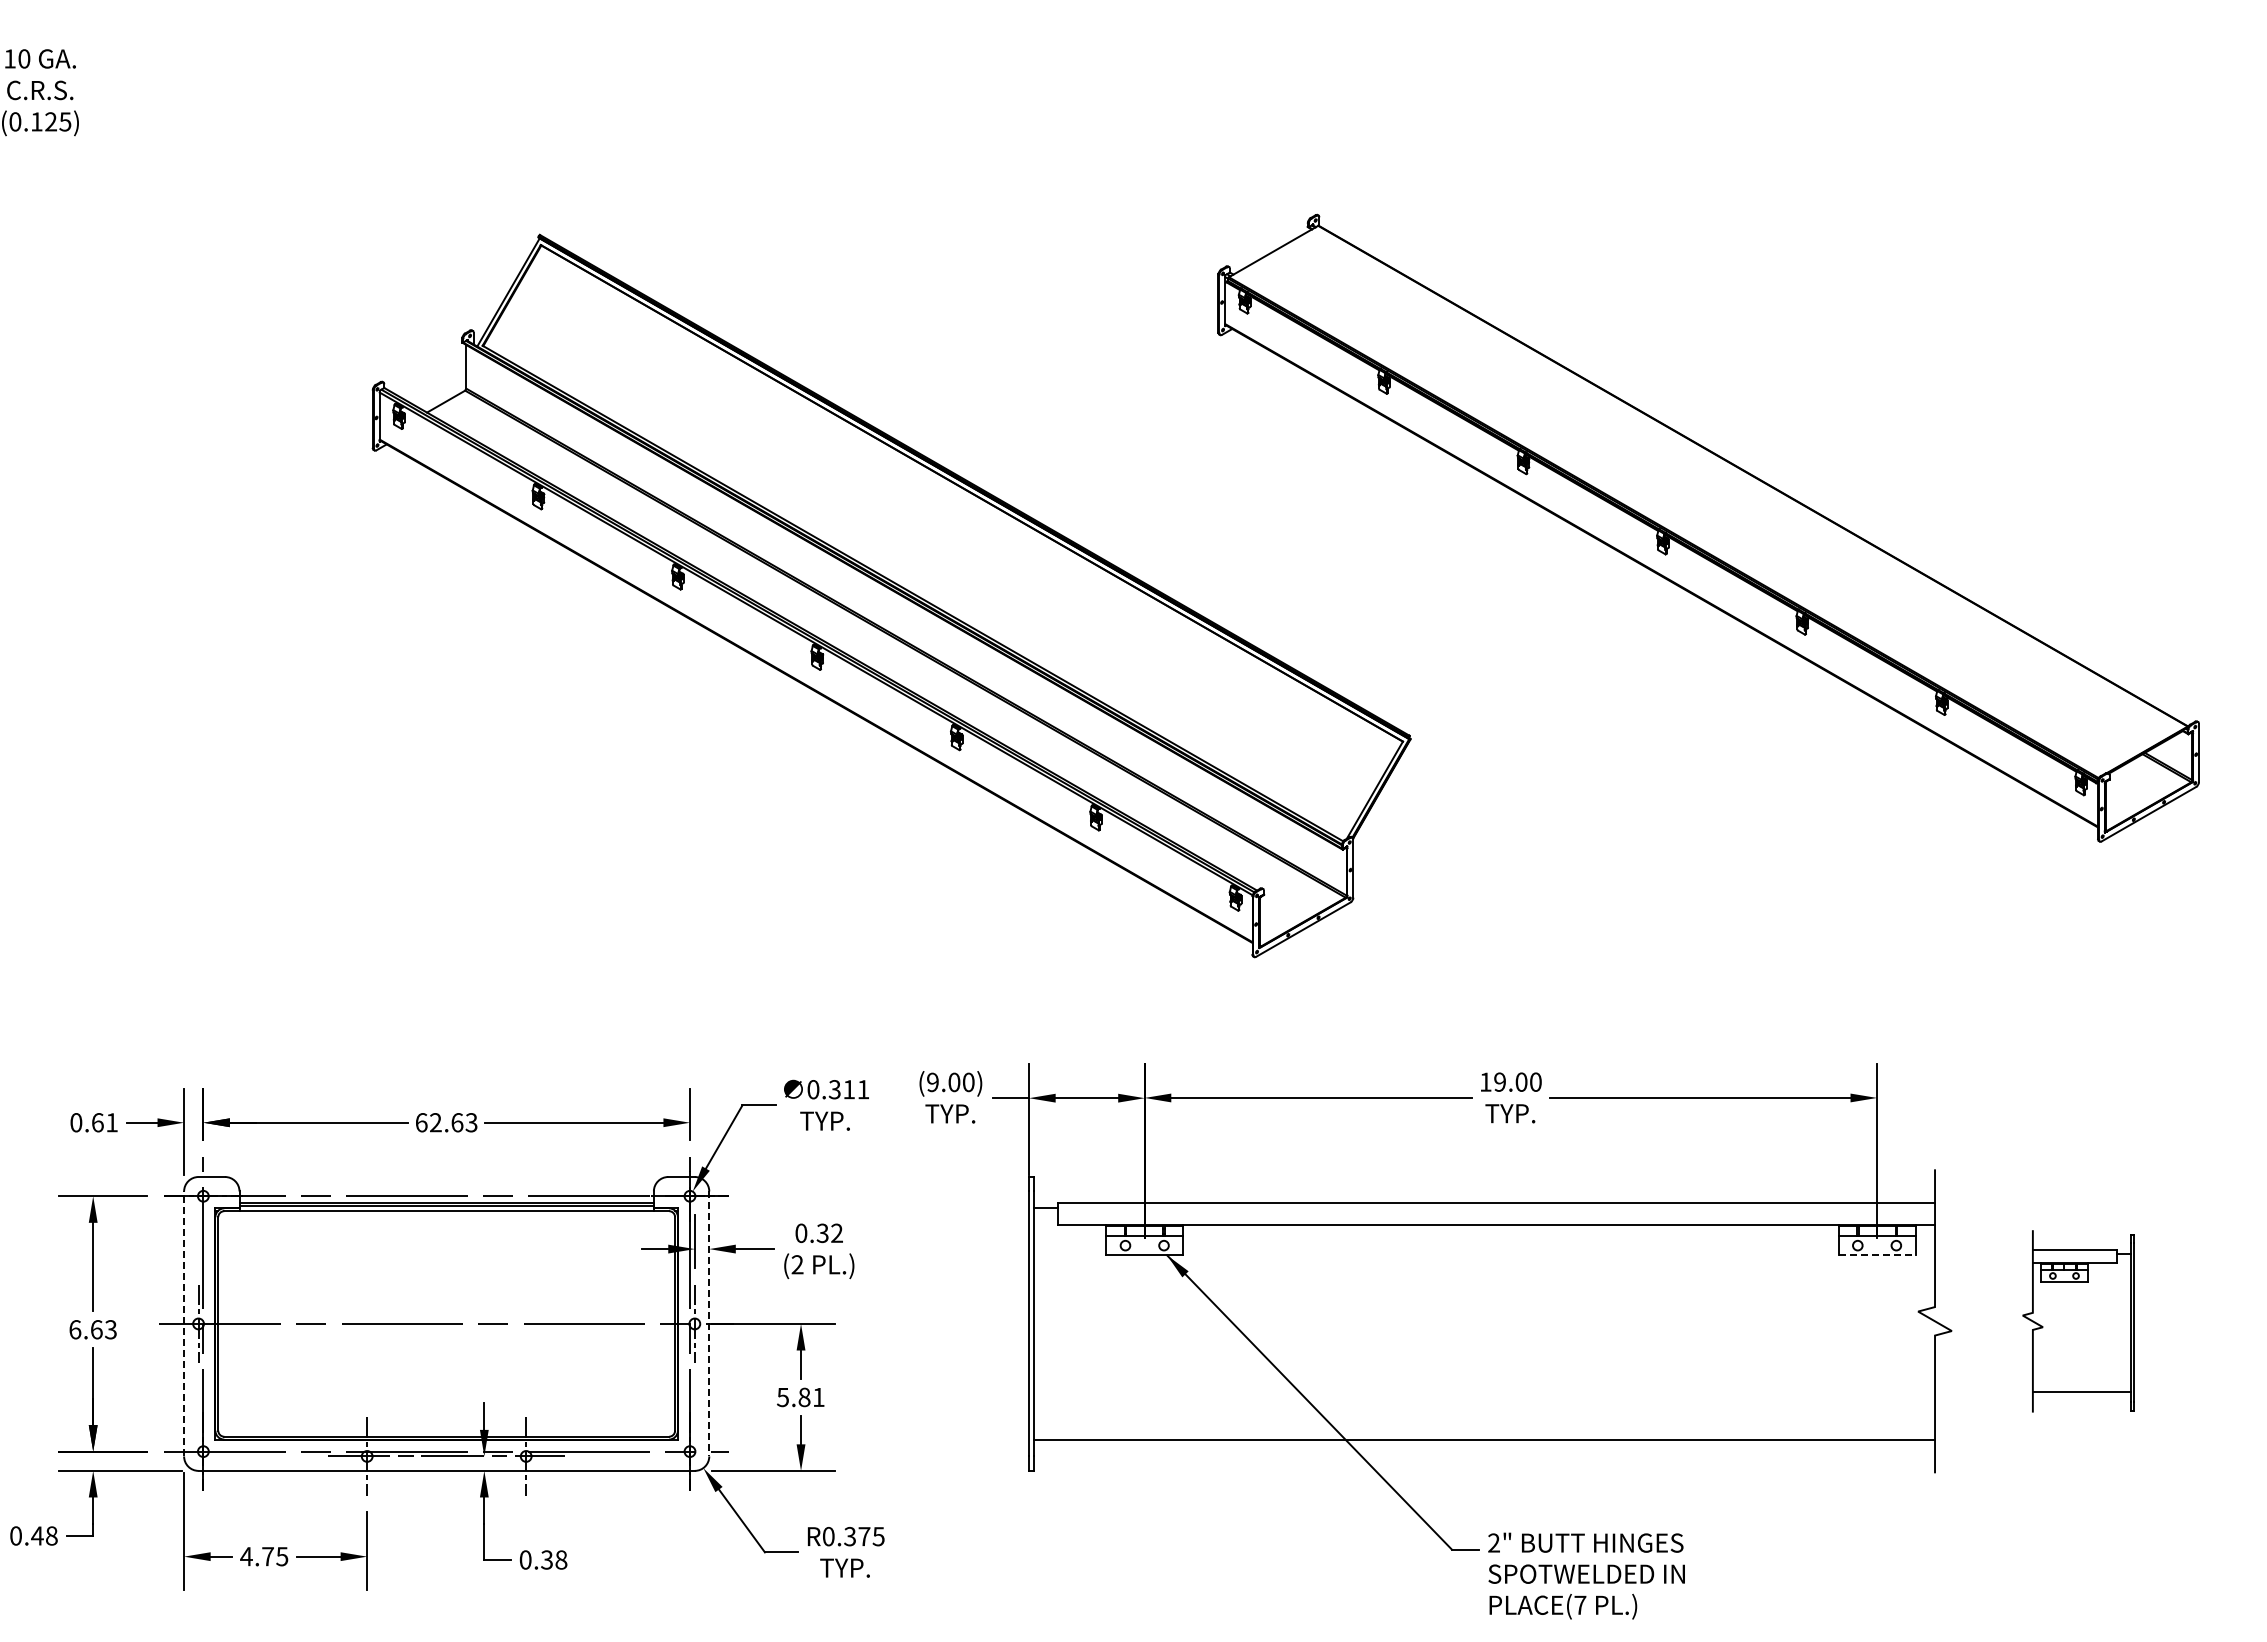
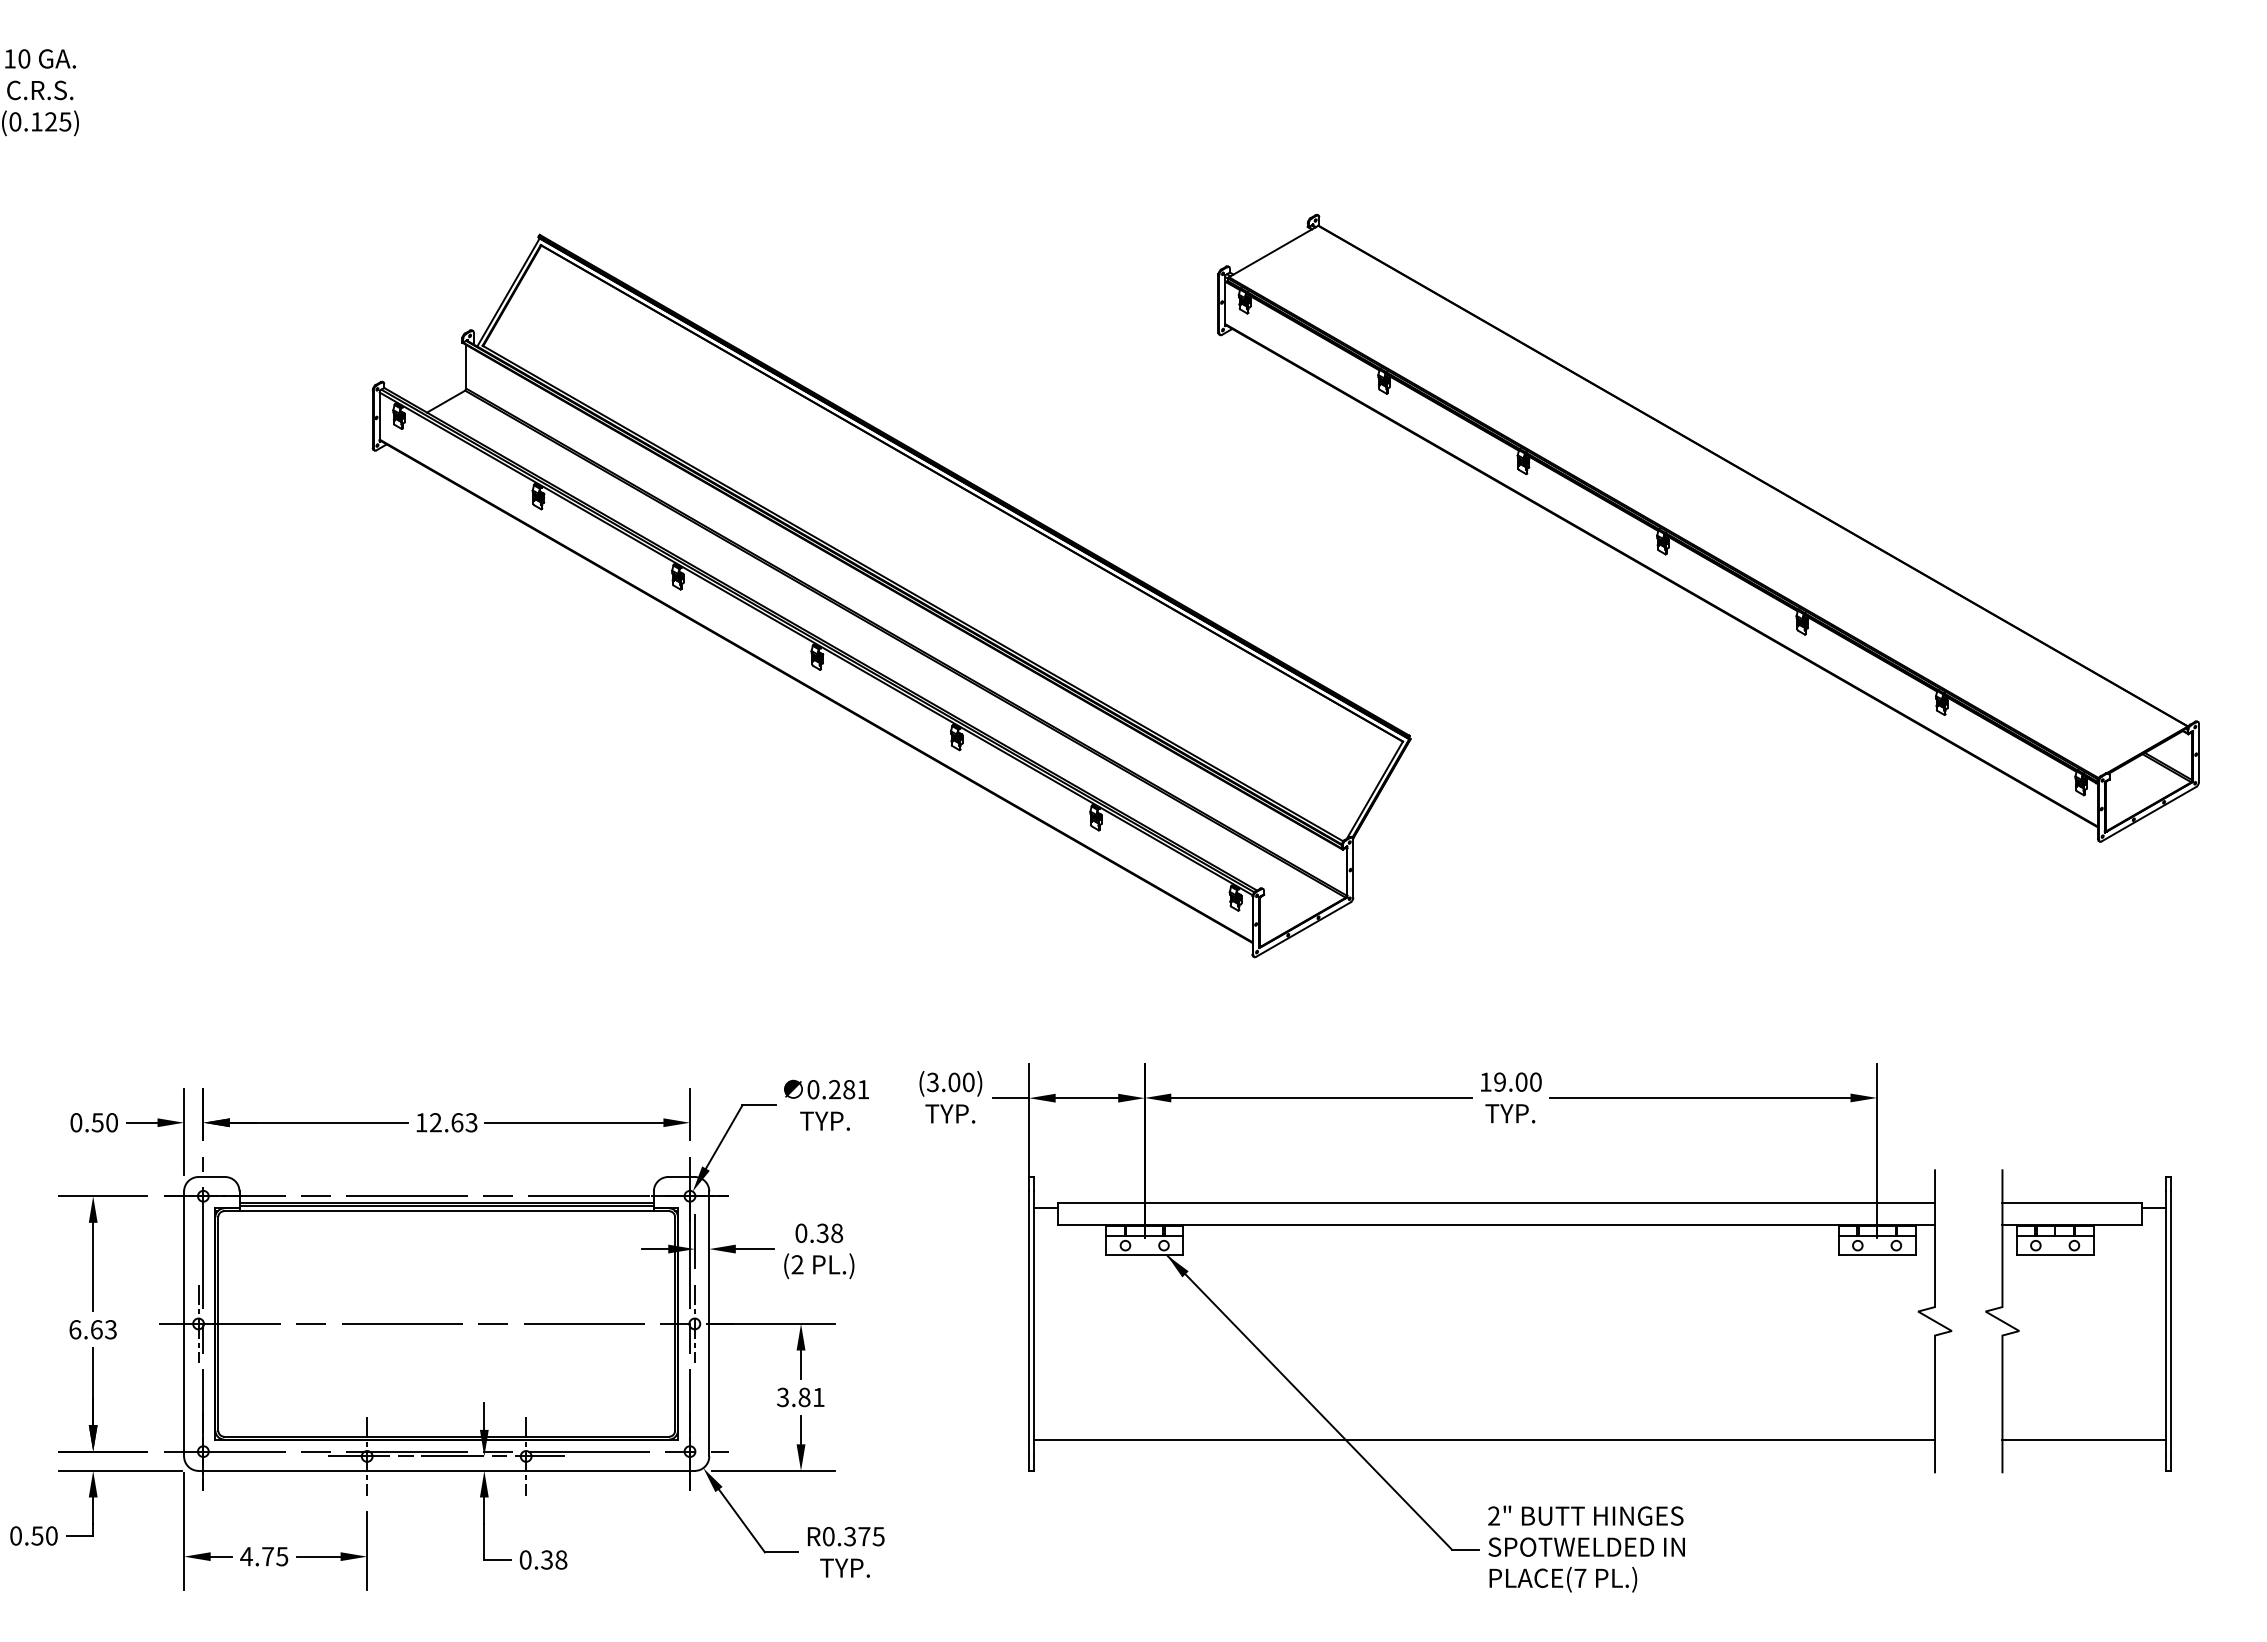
text: (9.00) -> (3.00) (932, 1082)
text: 0.311 -> 0.281 (841, 1089)
text: 0.61 -> 0.50 (104, 1122)
text: 62.63 -> 12.63 (421, 1122)
text: 0.32 -> 0.38 (837, 1233)
line: dashed -> solid (1877, 1255)
part size: 113x183 px -> 187x305 px (2078, 1321)
line: dashed -> solid (184, 1323)
line: dashed -> solid (709, 1324)
text: 5.81 -> 3.81 (782, 1396)
text: 0.48 -> 0.50 (44, 1535)
text position: (1586, 1575) -> (1586, 1548) (1586, 1548)
